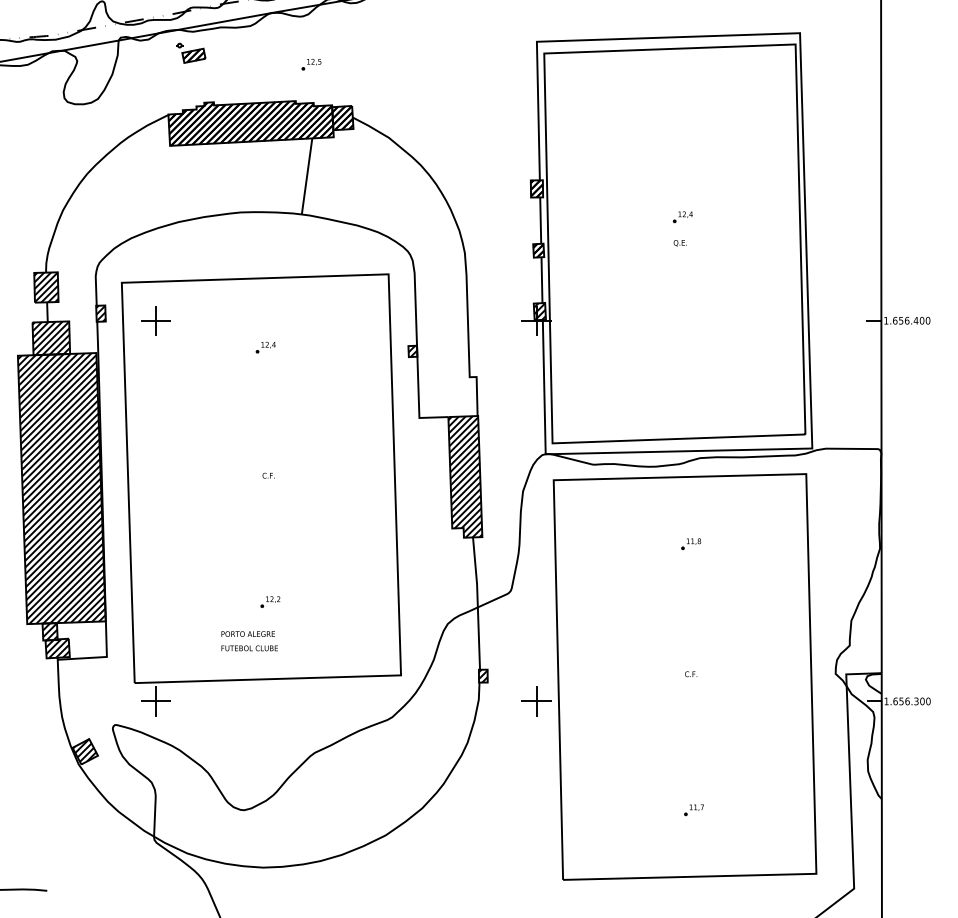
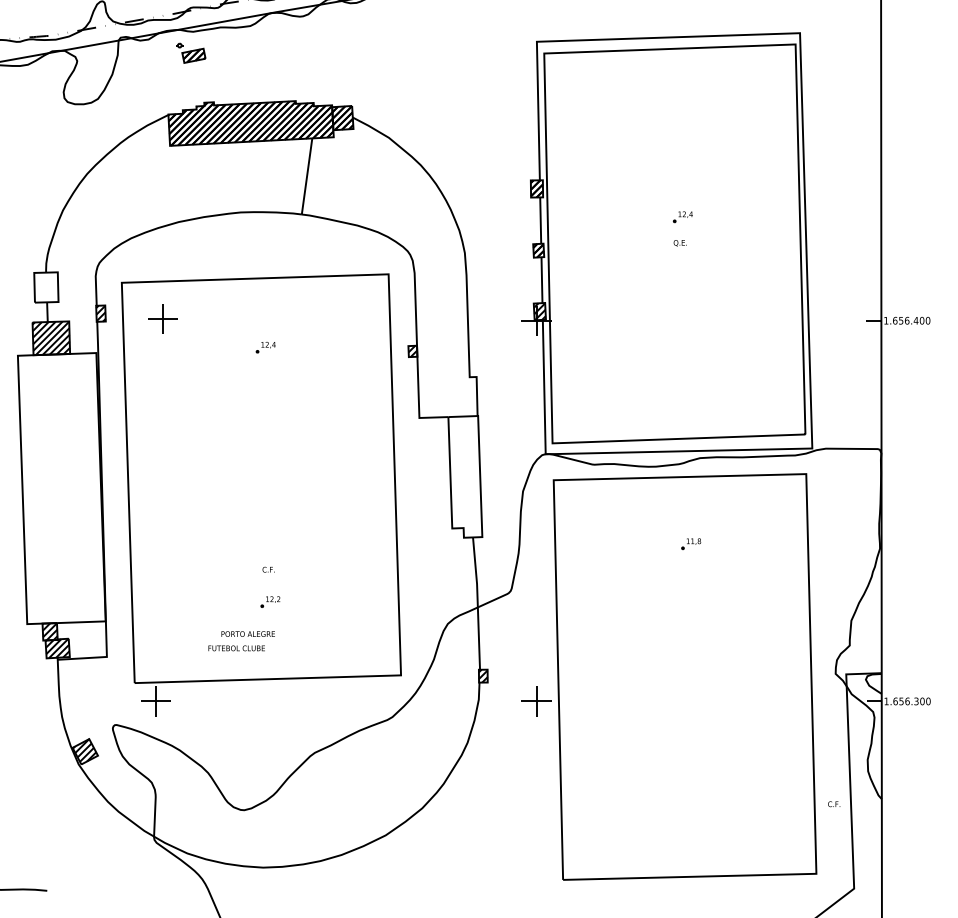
part: present -> none (311, 64)
hatch: present -> none (46, 287)
part position: (155, 320) -> (162, 318) (162, 318)
text position: (268, 475) -> (268, 569) (268, 569)
hatch: present -> none (465, 476)
hatch: present -> none (61, 488)
text position: (249, 648) -> (236, 648) (236, 648)
text position: (691, 674) -> (834, 804) (834, 804)
part: present -> none (693, 810)
